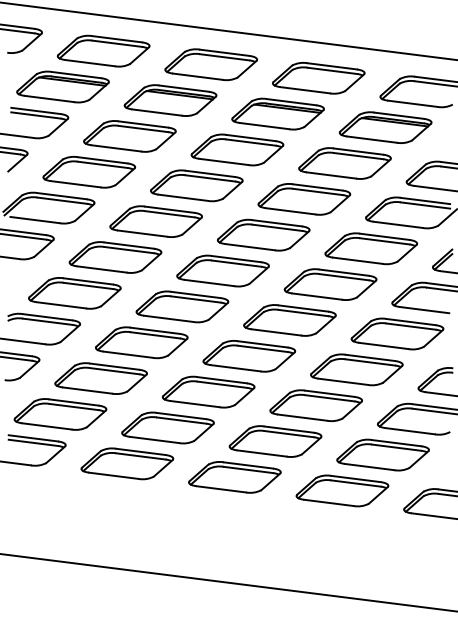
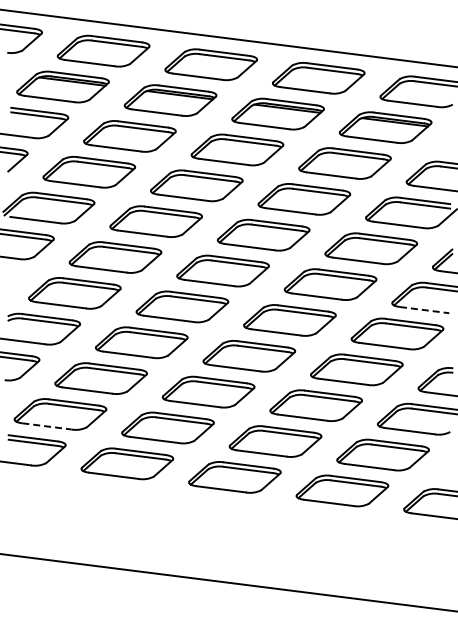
line position: (228, 30) -> (228, 38) (228, 38)
line: solid -> dashed (424, 310)
line: solid -> dashed (46, 426)
